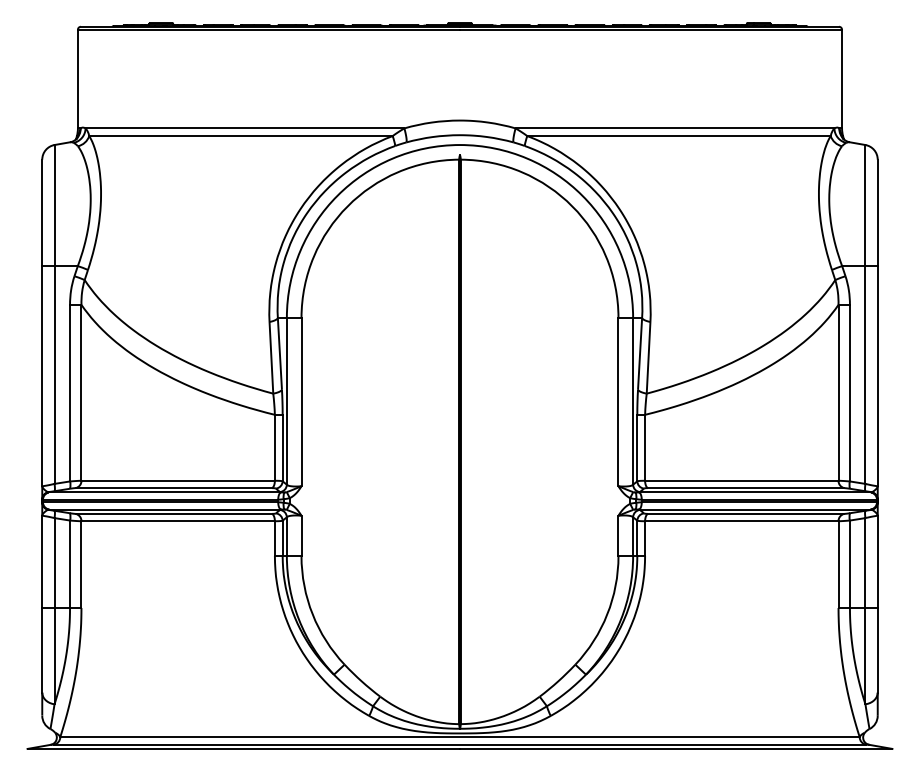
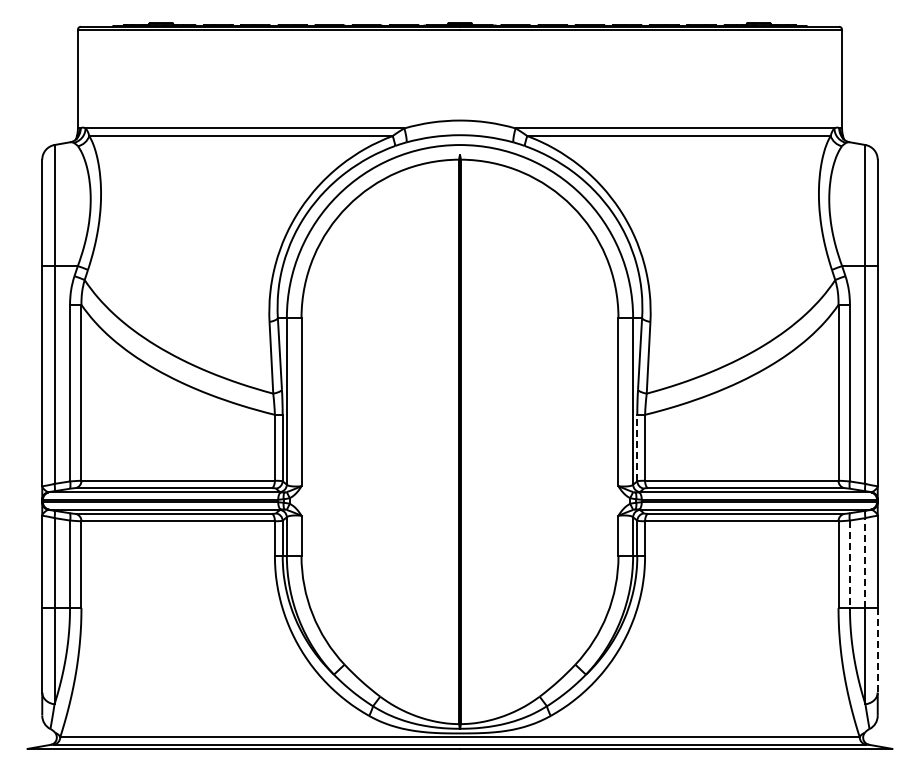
line: solid -> dashed (637, 447)
line: solid -> dashed (865, 563)
line: solid -> dashed (849, 564)
line: solid -> dashed (877, 650)
